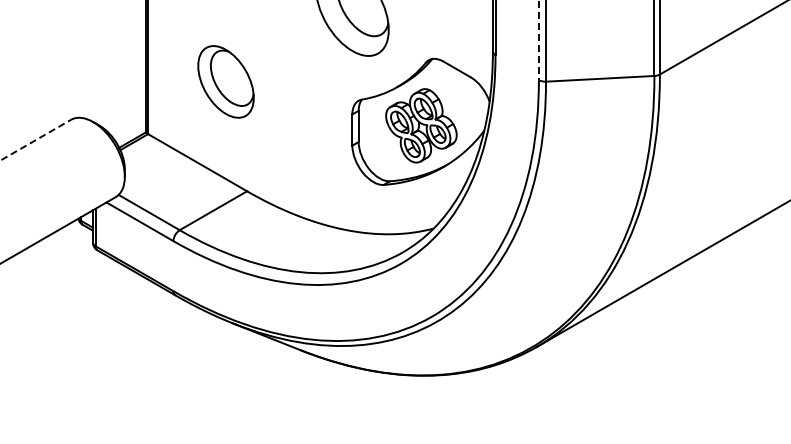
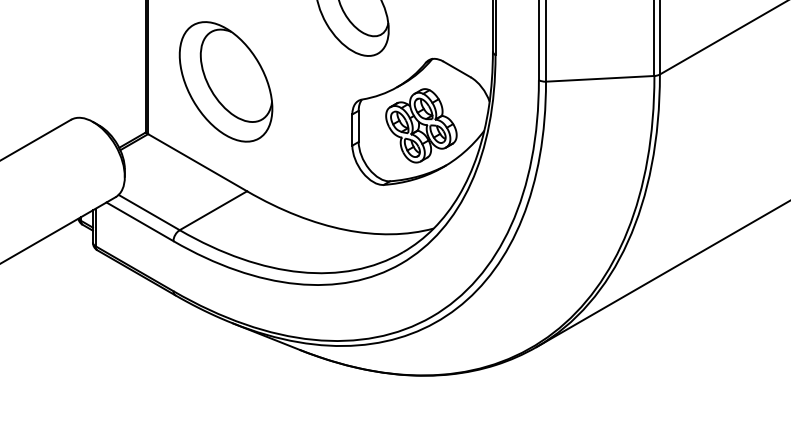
line: dashed -> solid (538, 40)
part size: 58x74 px -> 96x122 px (225, 81)
line: dashed -> solid (35, 140)
